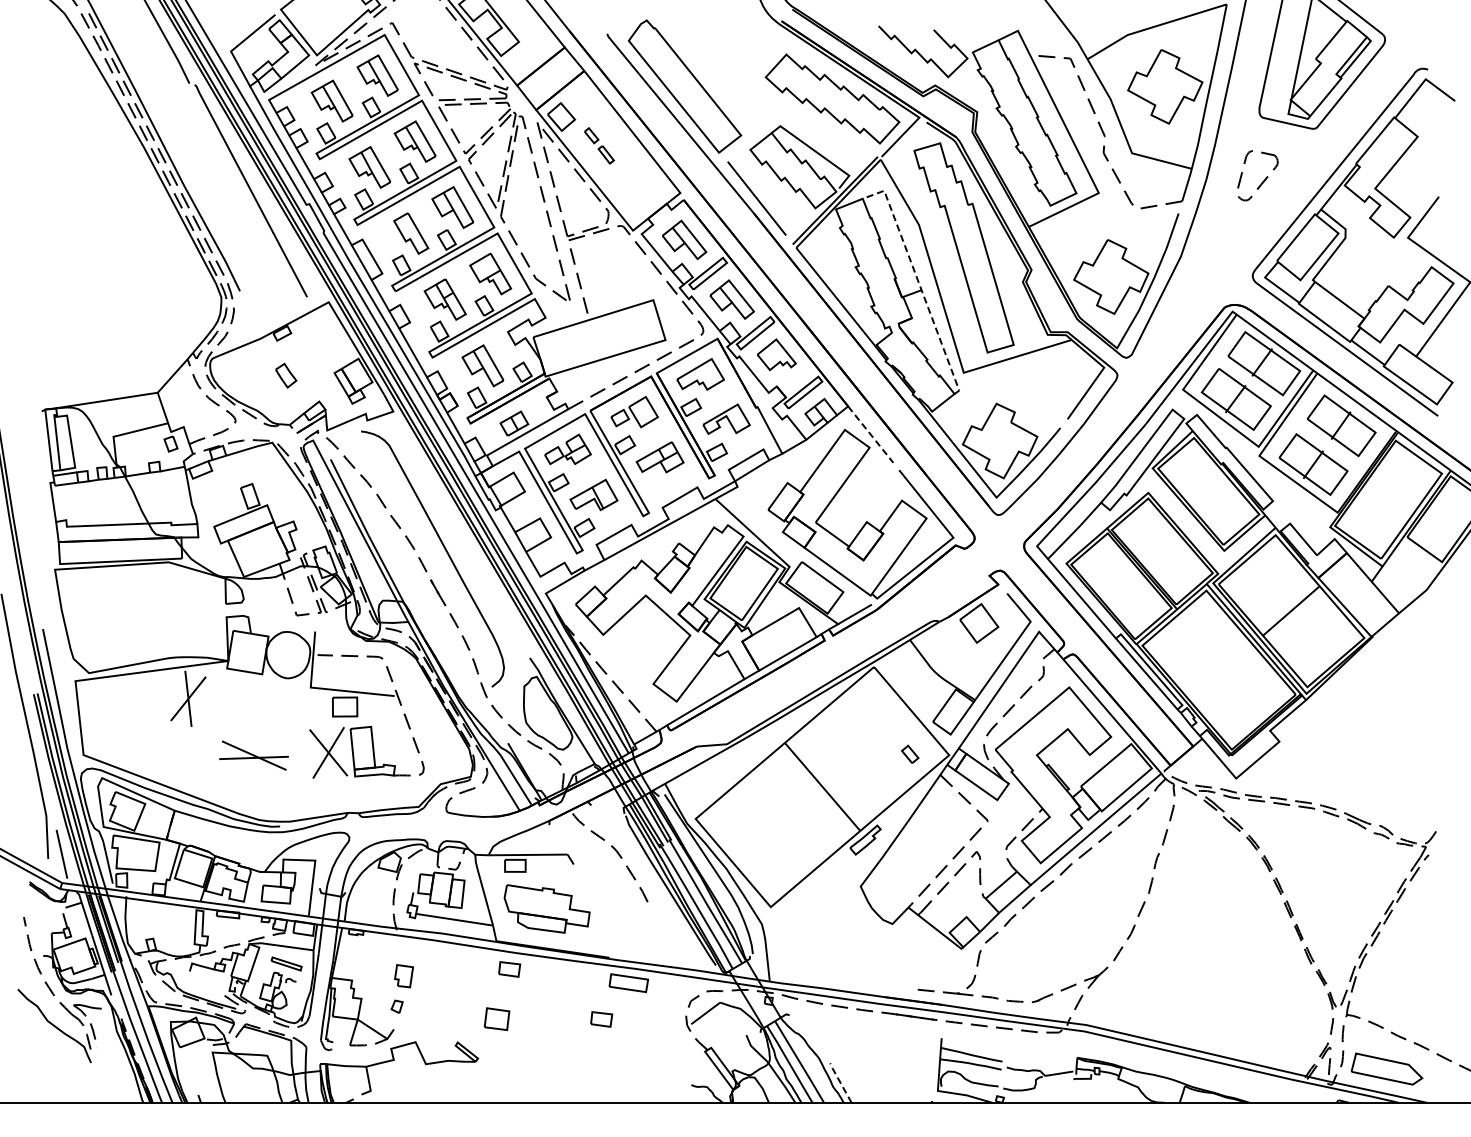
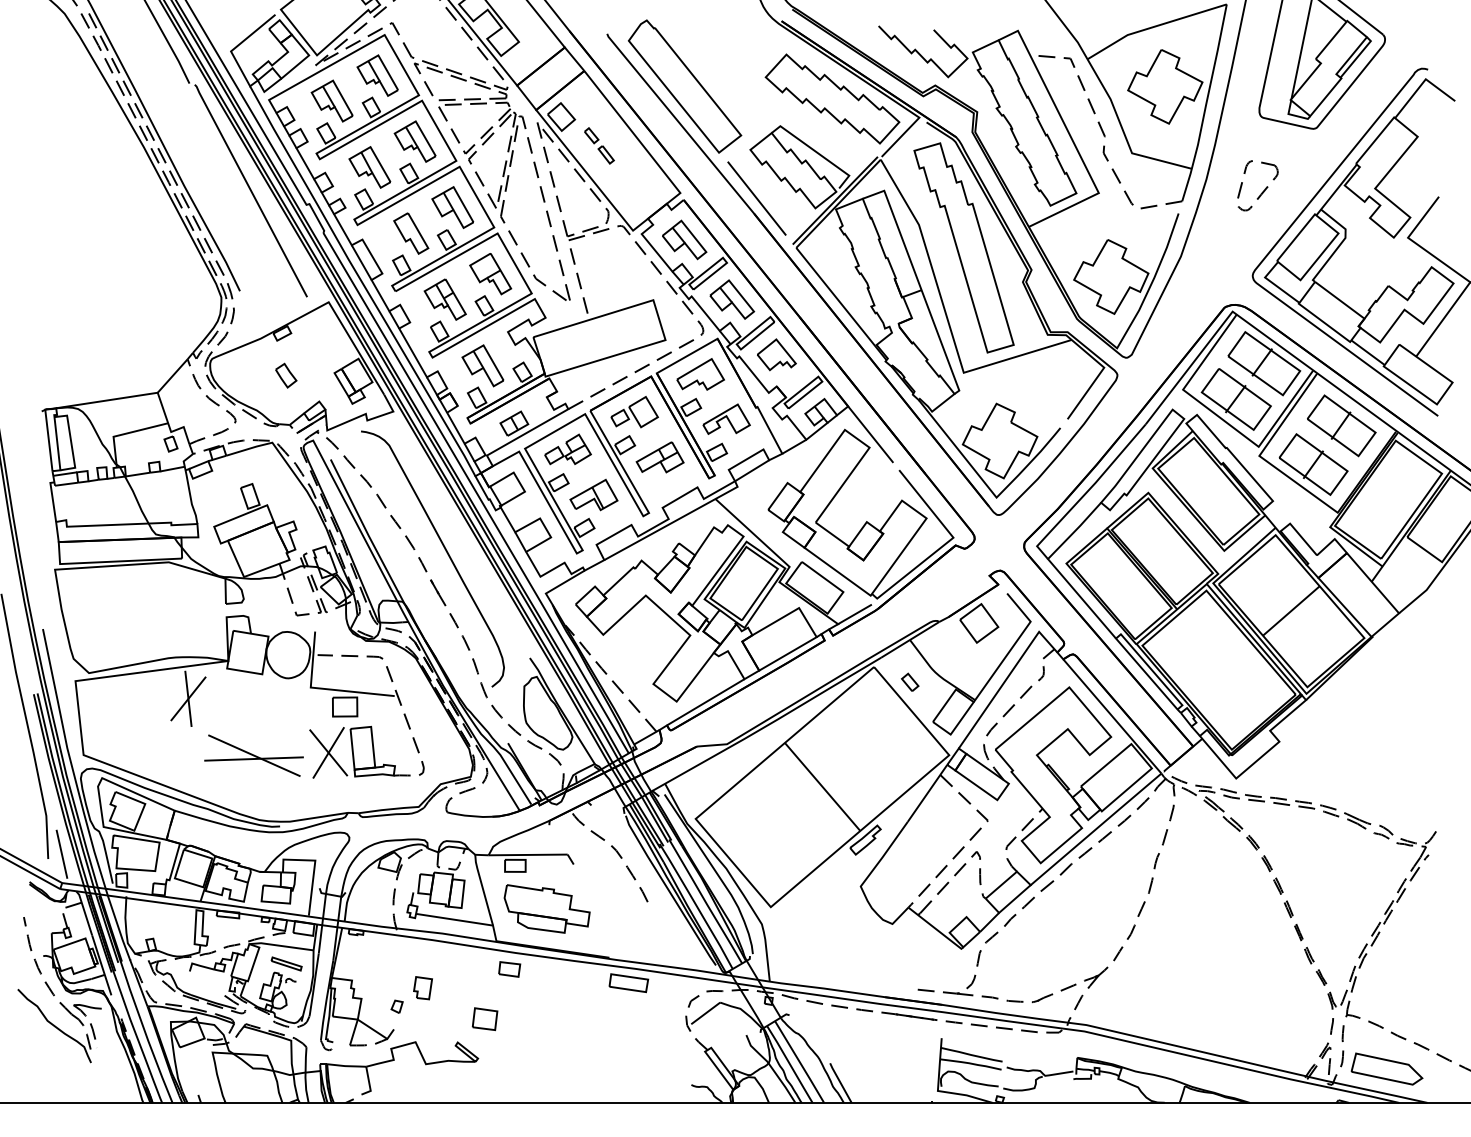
part position: (1263, 180) -> (1263, 190) (1263, 190)
line: dashed -> solid (918, 282)
line: dashed -> solid (871, 435)
part position: (910, 753) -> (910, 681) (910, 681)
part size: 70x31 px -> 100x43 px (253, 755)
part position: (403, 976) -> (422, 988) (422, 988)
part position: (496, 1019) -> (484, 1019) (484, 1019)
part: present -> none (601, 1019)
line: dashed -> solid (840, 1082)
